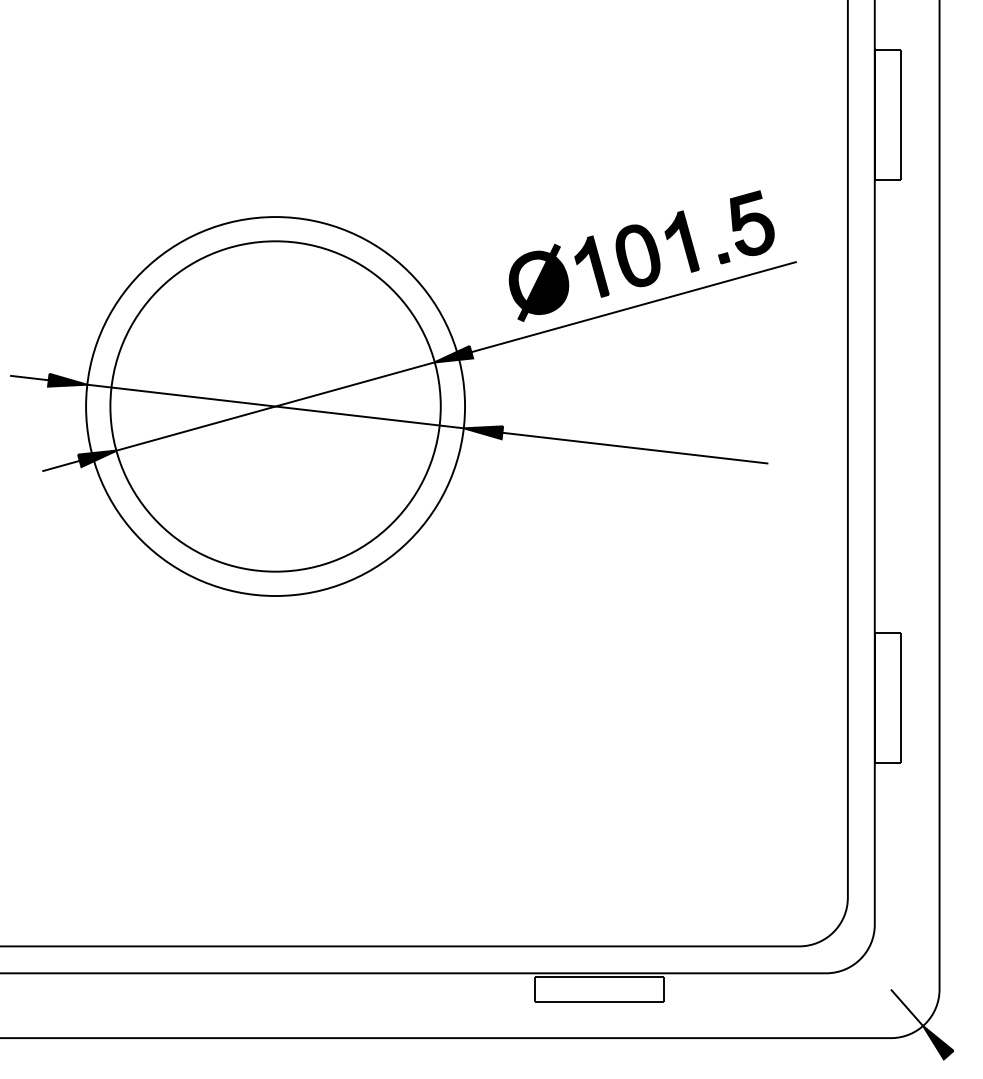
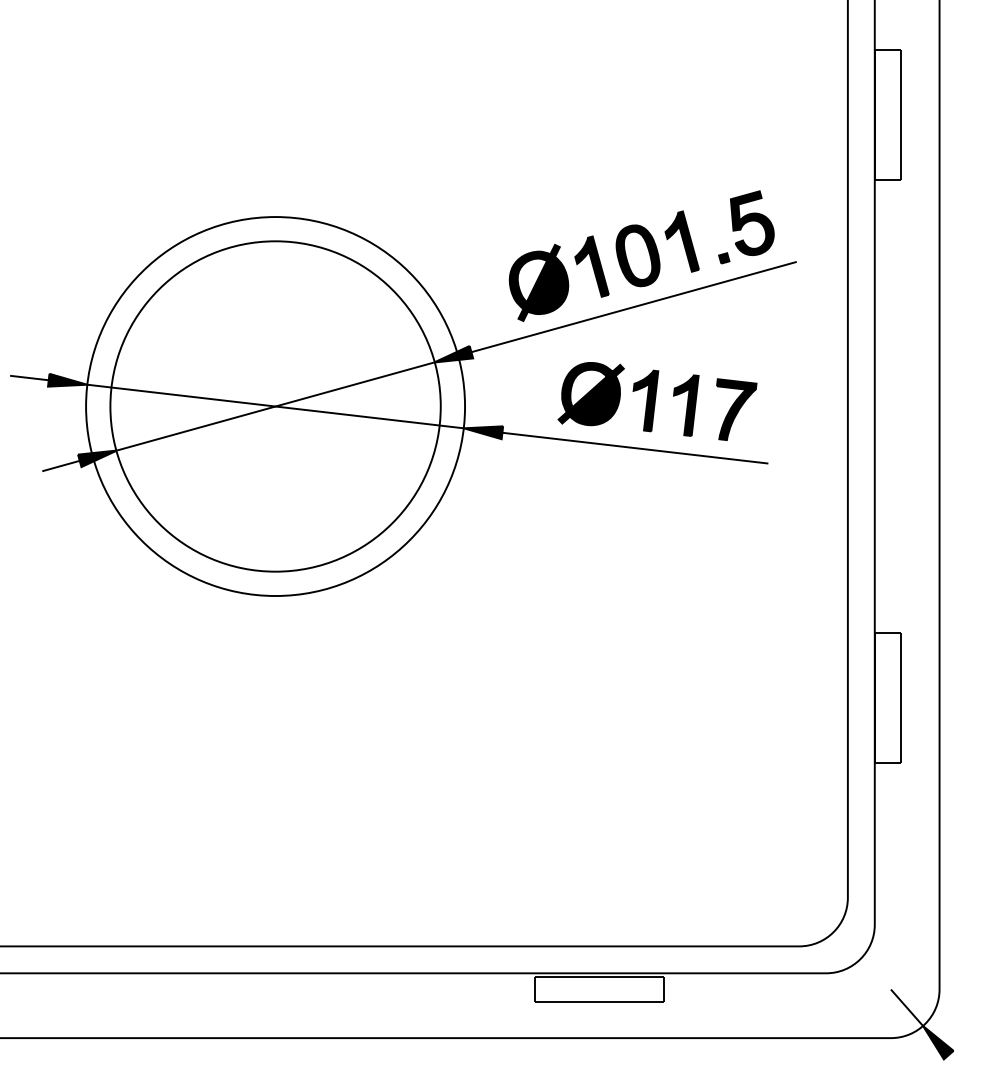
part: none -> present (657, 401)
